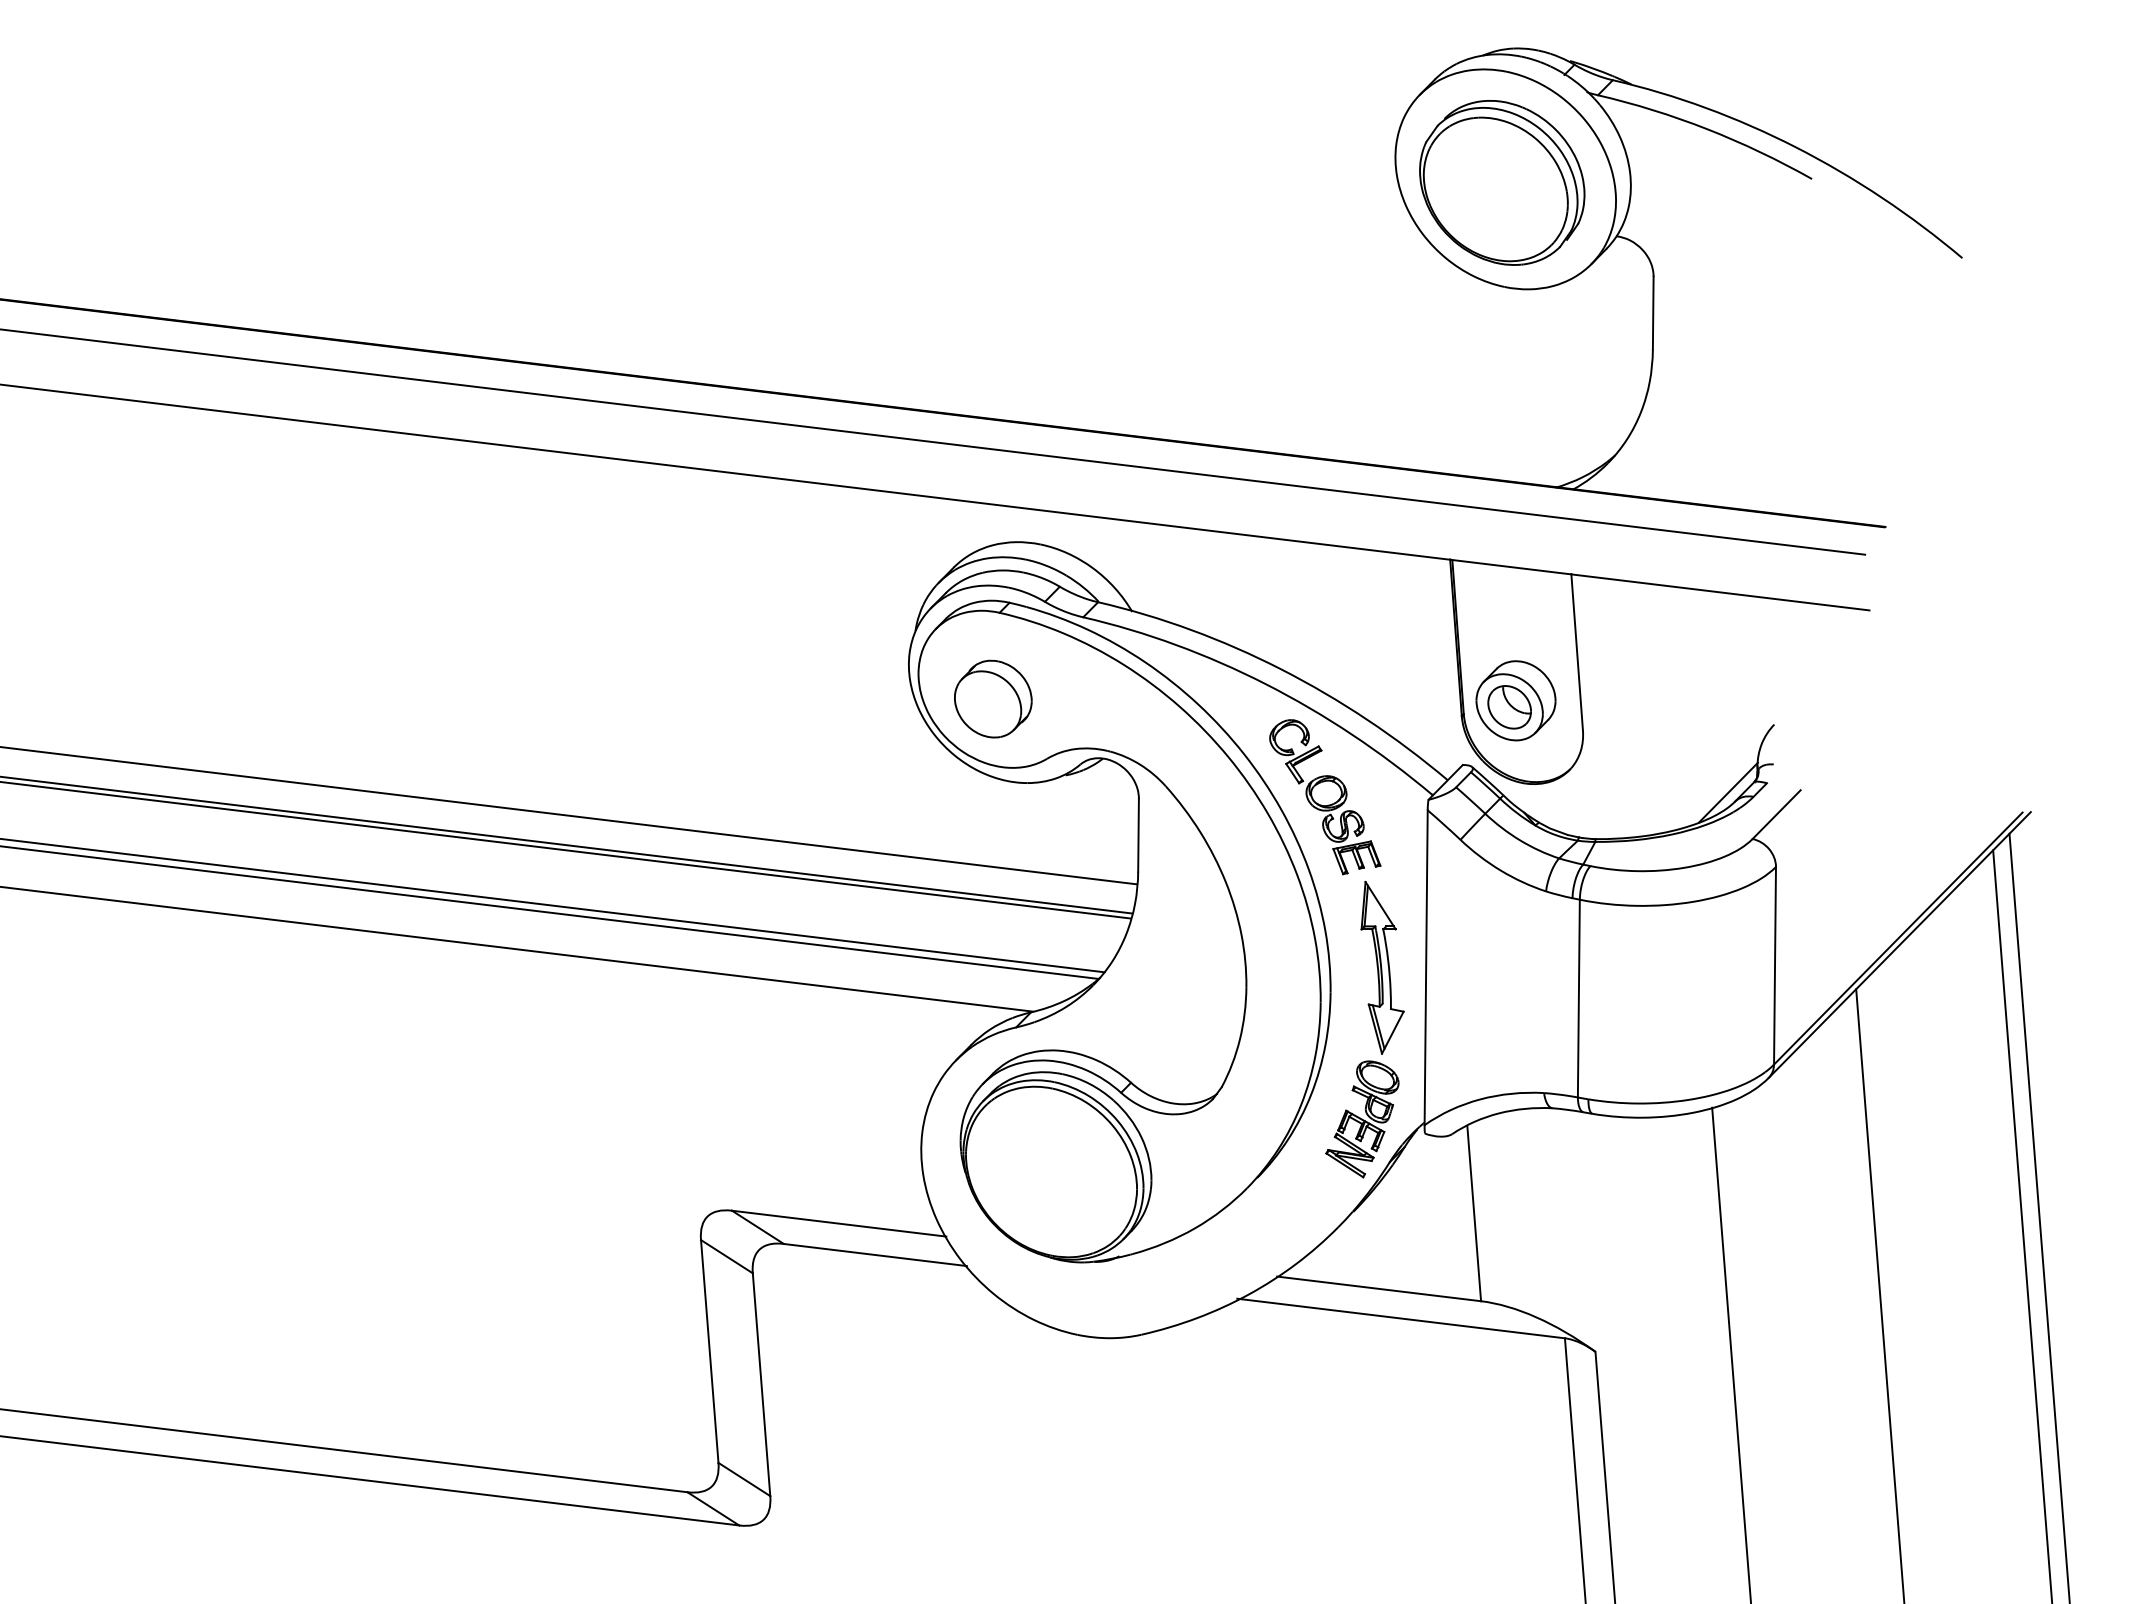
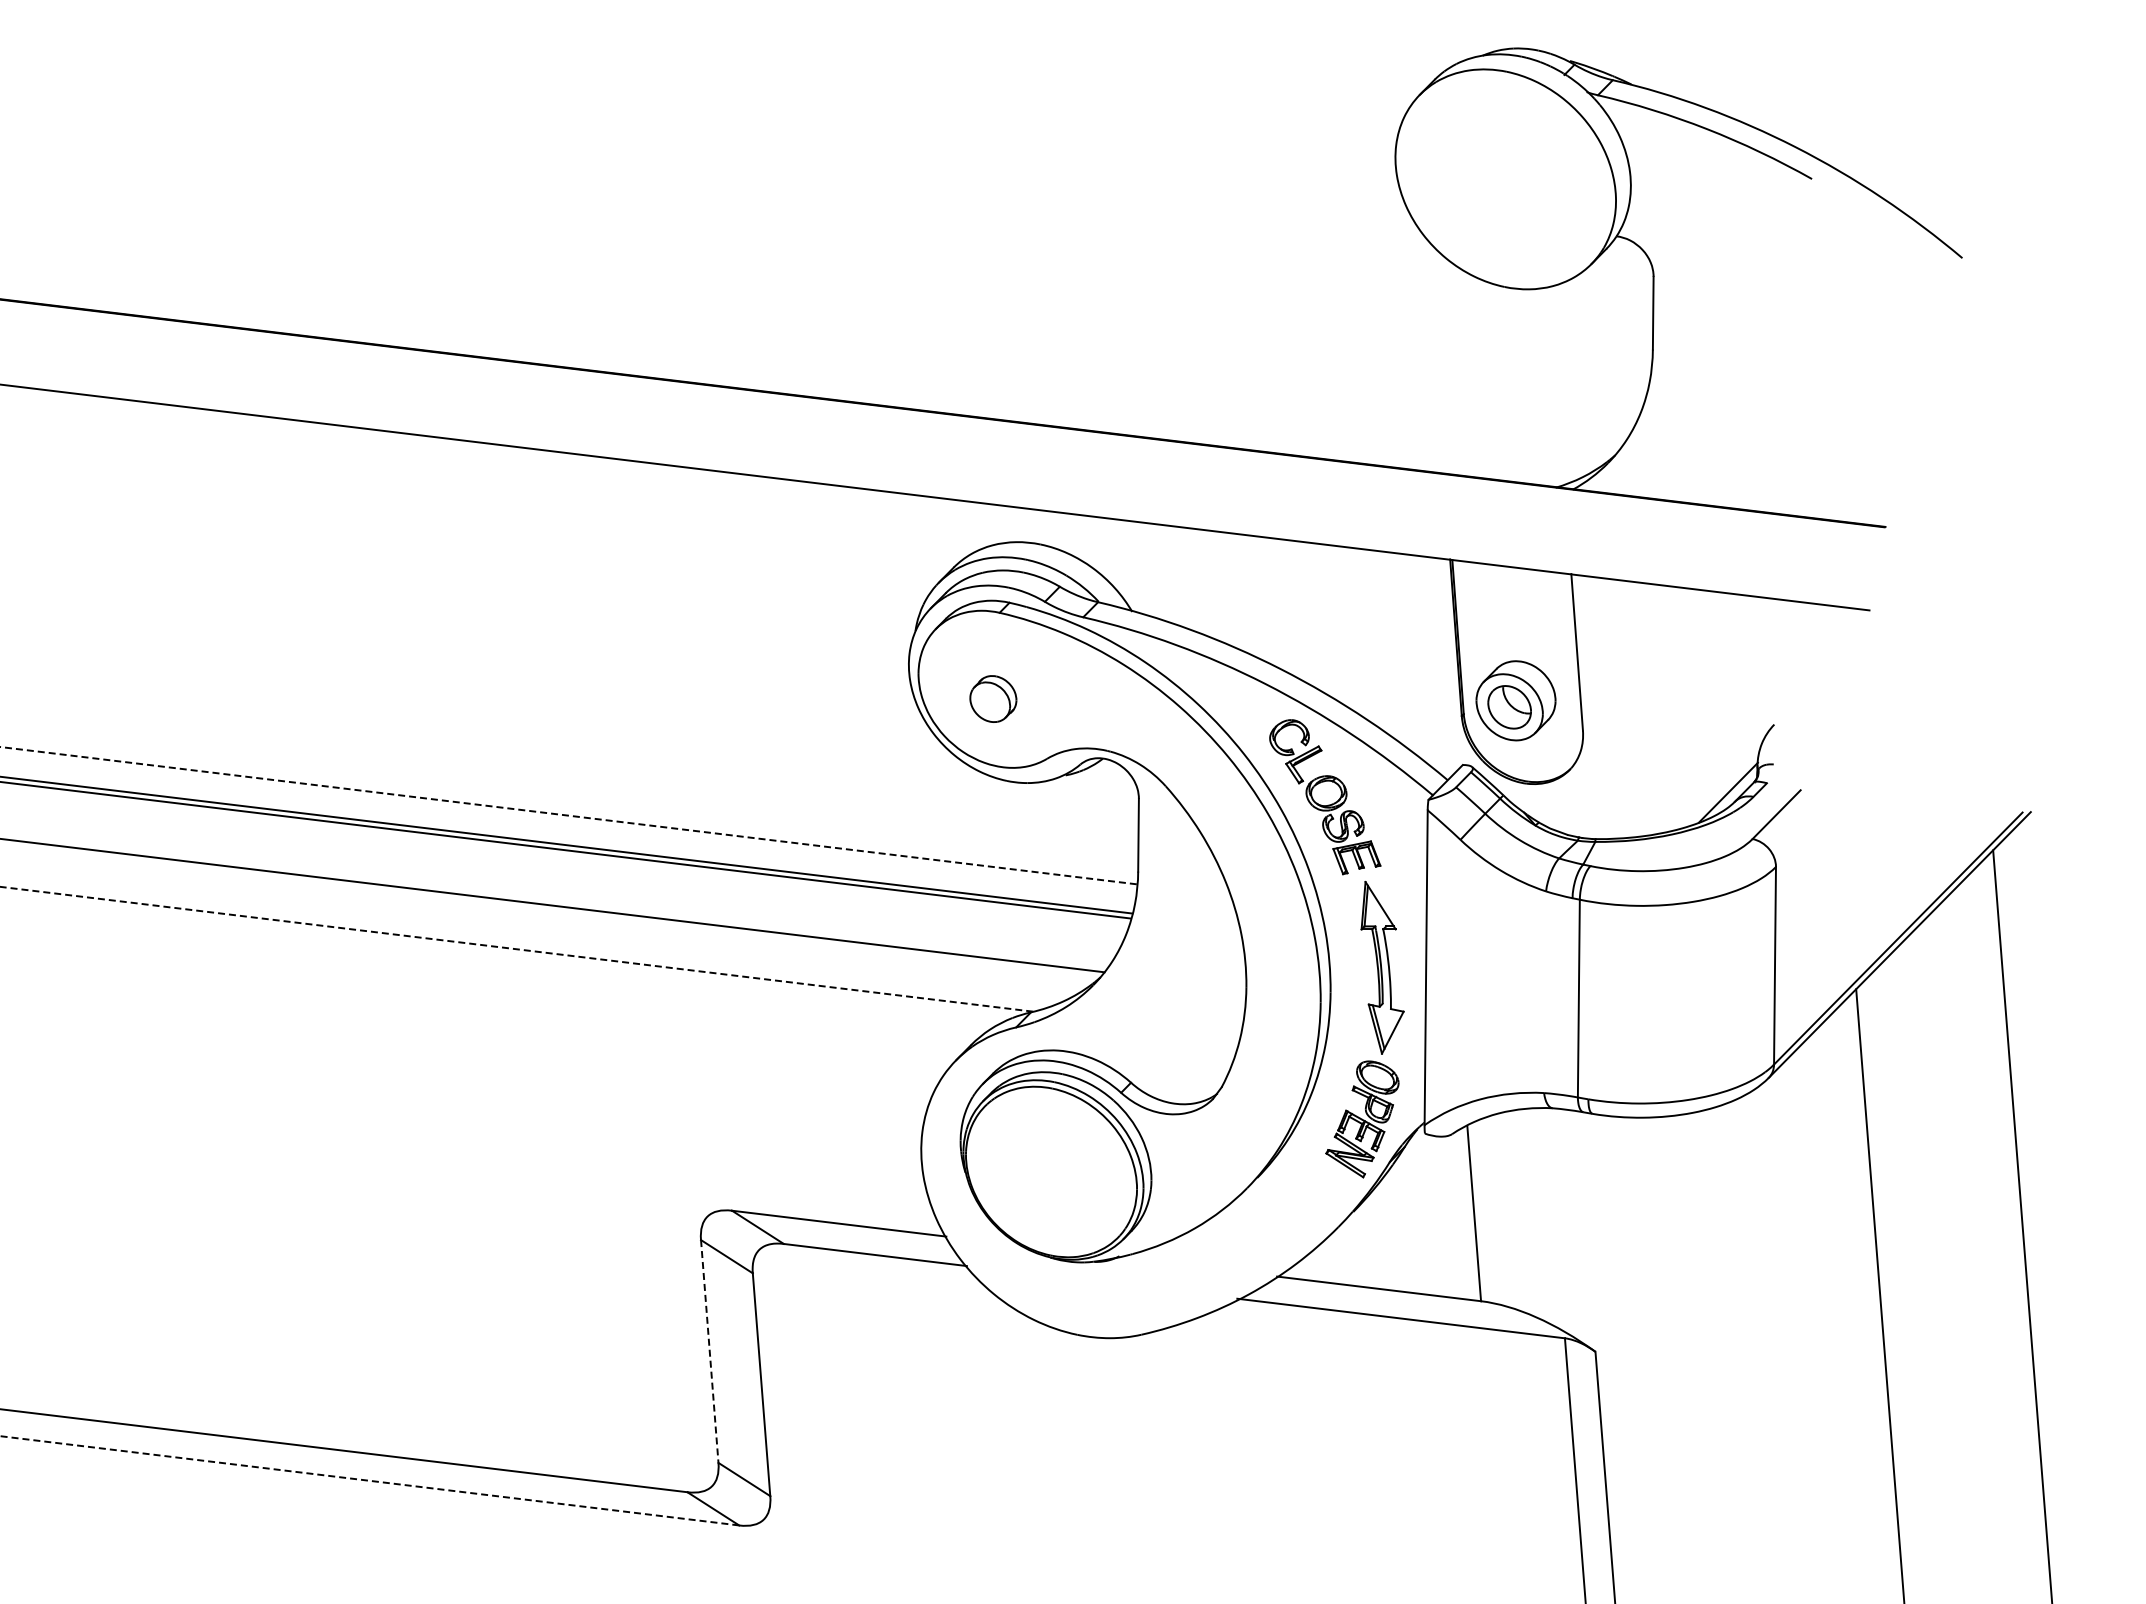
part: present -> none (1502, 182)
line: present -> none (933, 441)
part size: 79x80 px -> 49x48 px (993, 698)
line: solid -> dashed (568, 815)
line: present -> none (550, 912)
line: solid -> dashed (517, 949)
line: present -> none (2039, 1216)
line: solid -> dashed (709, 1351)
line: present -> none (1731, 1353)
line: solid -> dashed (370, 1480)
